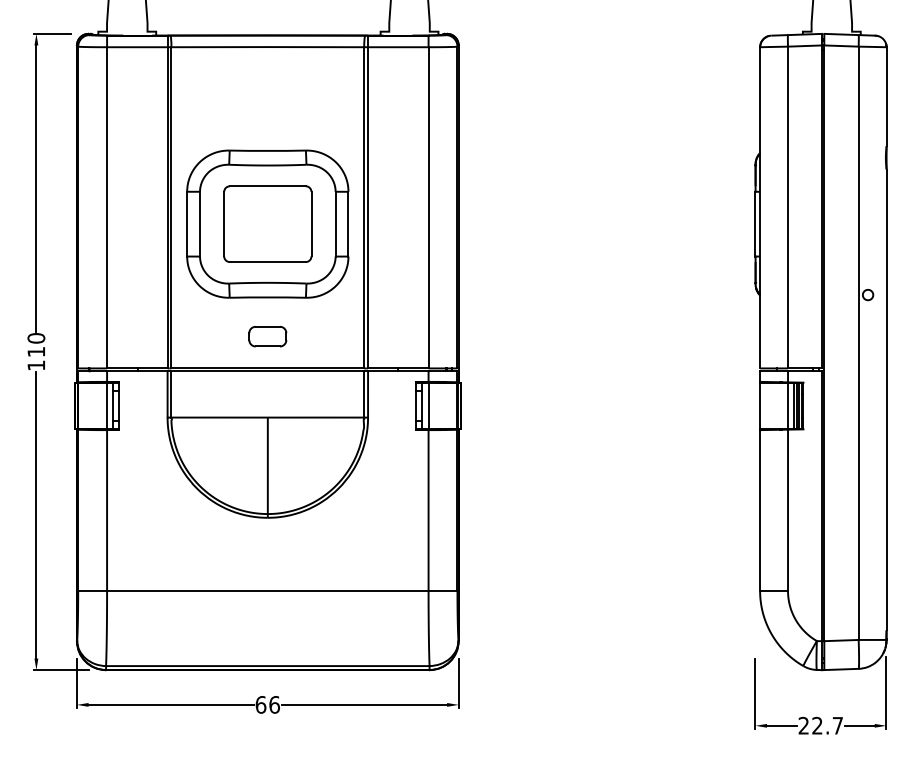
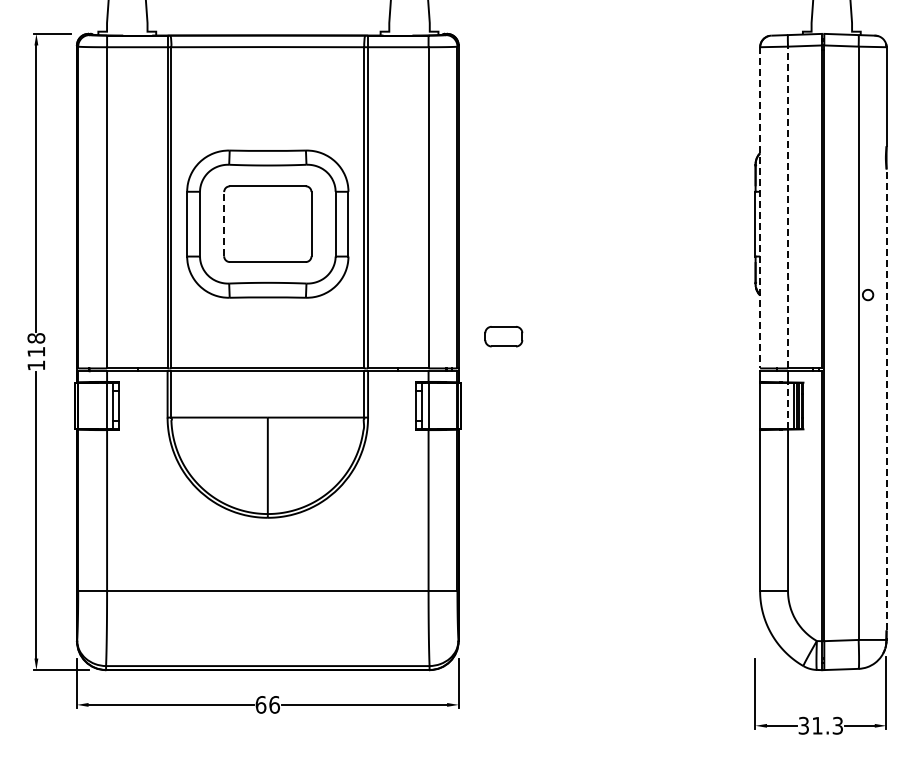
line: solid -> dashed (760, 207)
line: solid -> dashed (788, 207)
line: solid -> dashed (224, 223)
part position: (267, 336) -> (503, 336) (503, 336)
text: 110 -> 118 (35, 338)
line: solid -> dashed (886, 399)
line: solid -> dashed (788, 406)
text: 22.7 -> 31.3 (820, 725)
